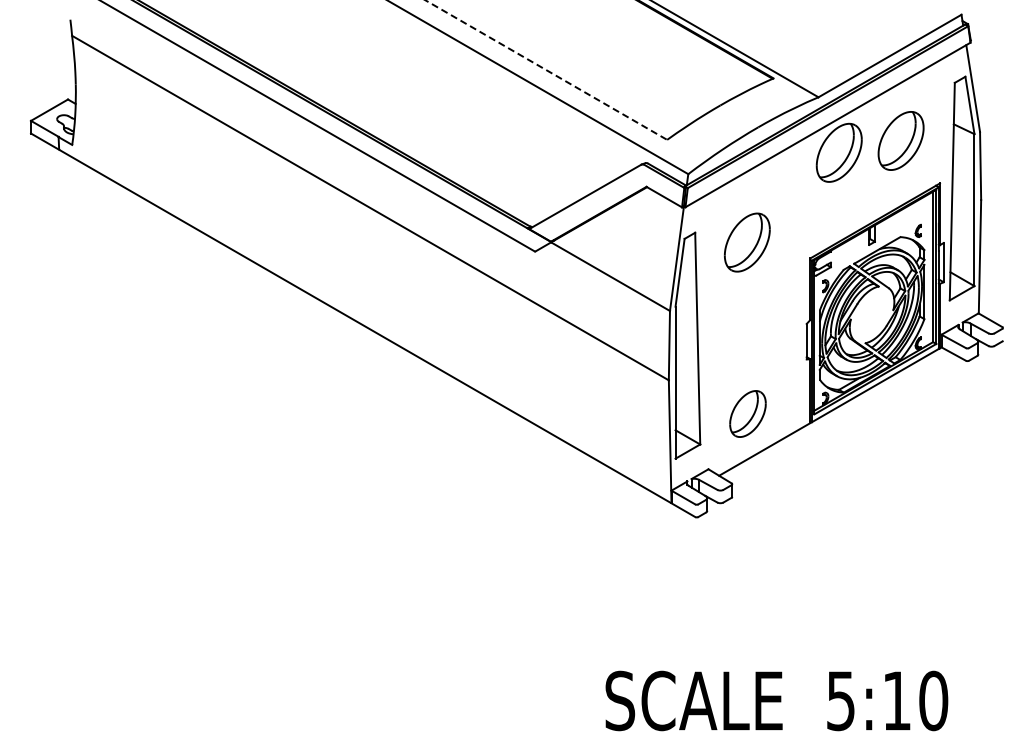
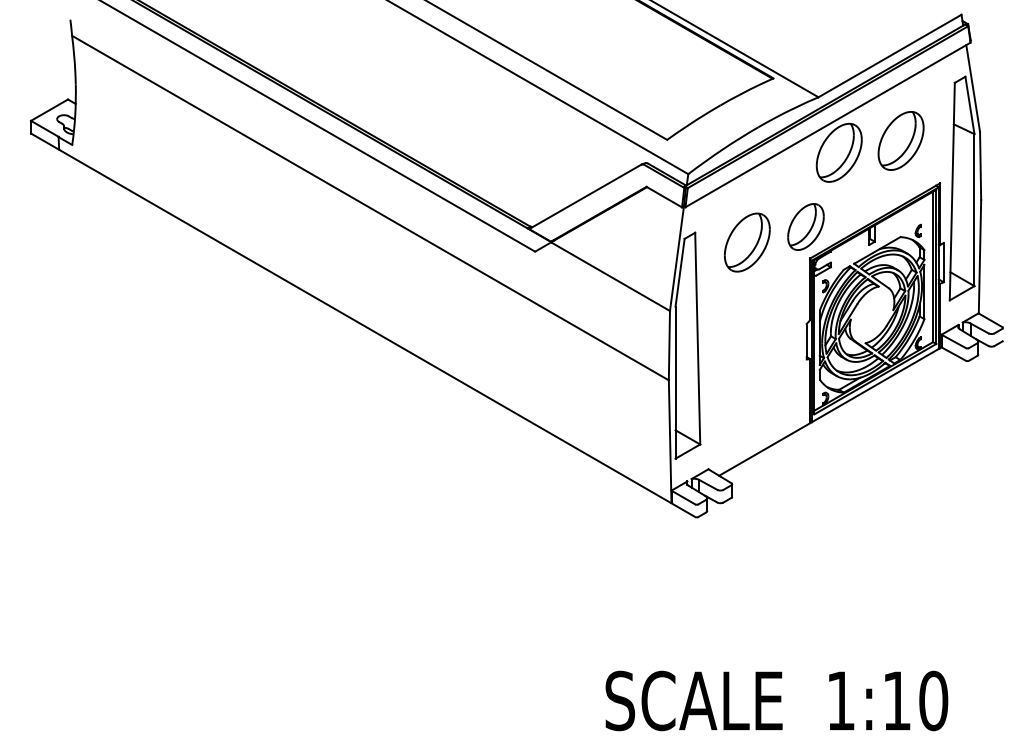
line: dashed -> solid (546, 69)
part position: (747, 413) -> (805, 226) (805, 226)
text: 5:10 -> 1:10 (840, 701)
